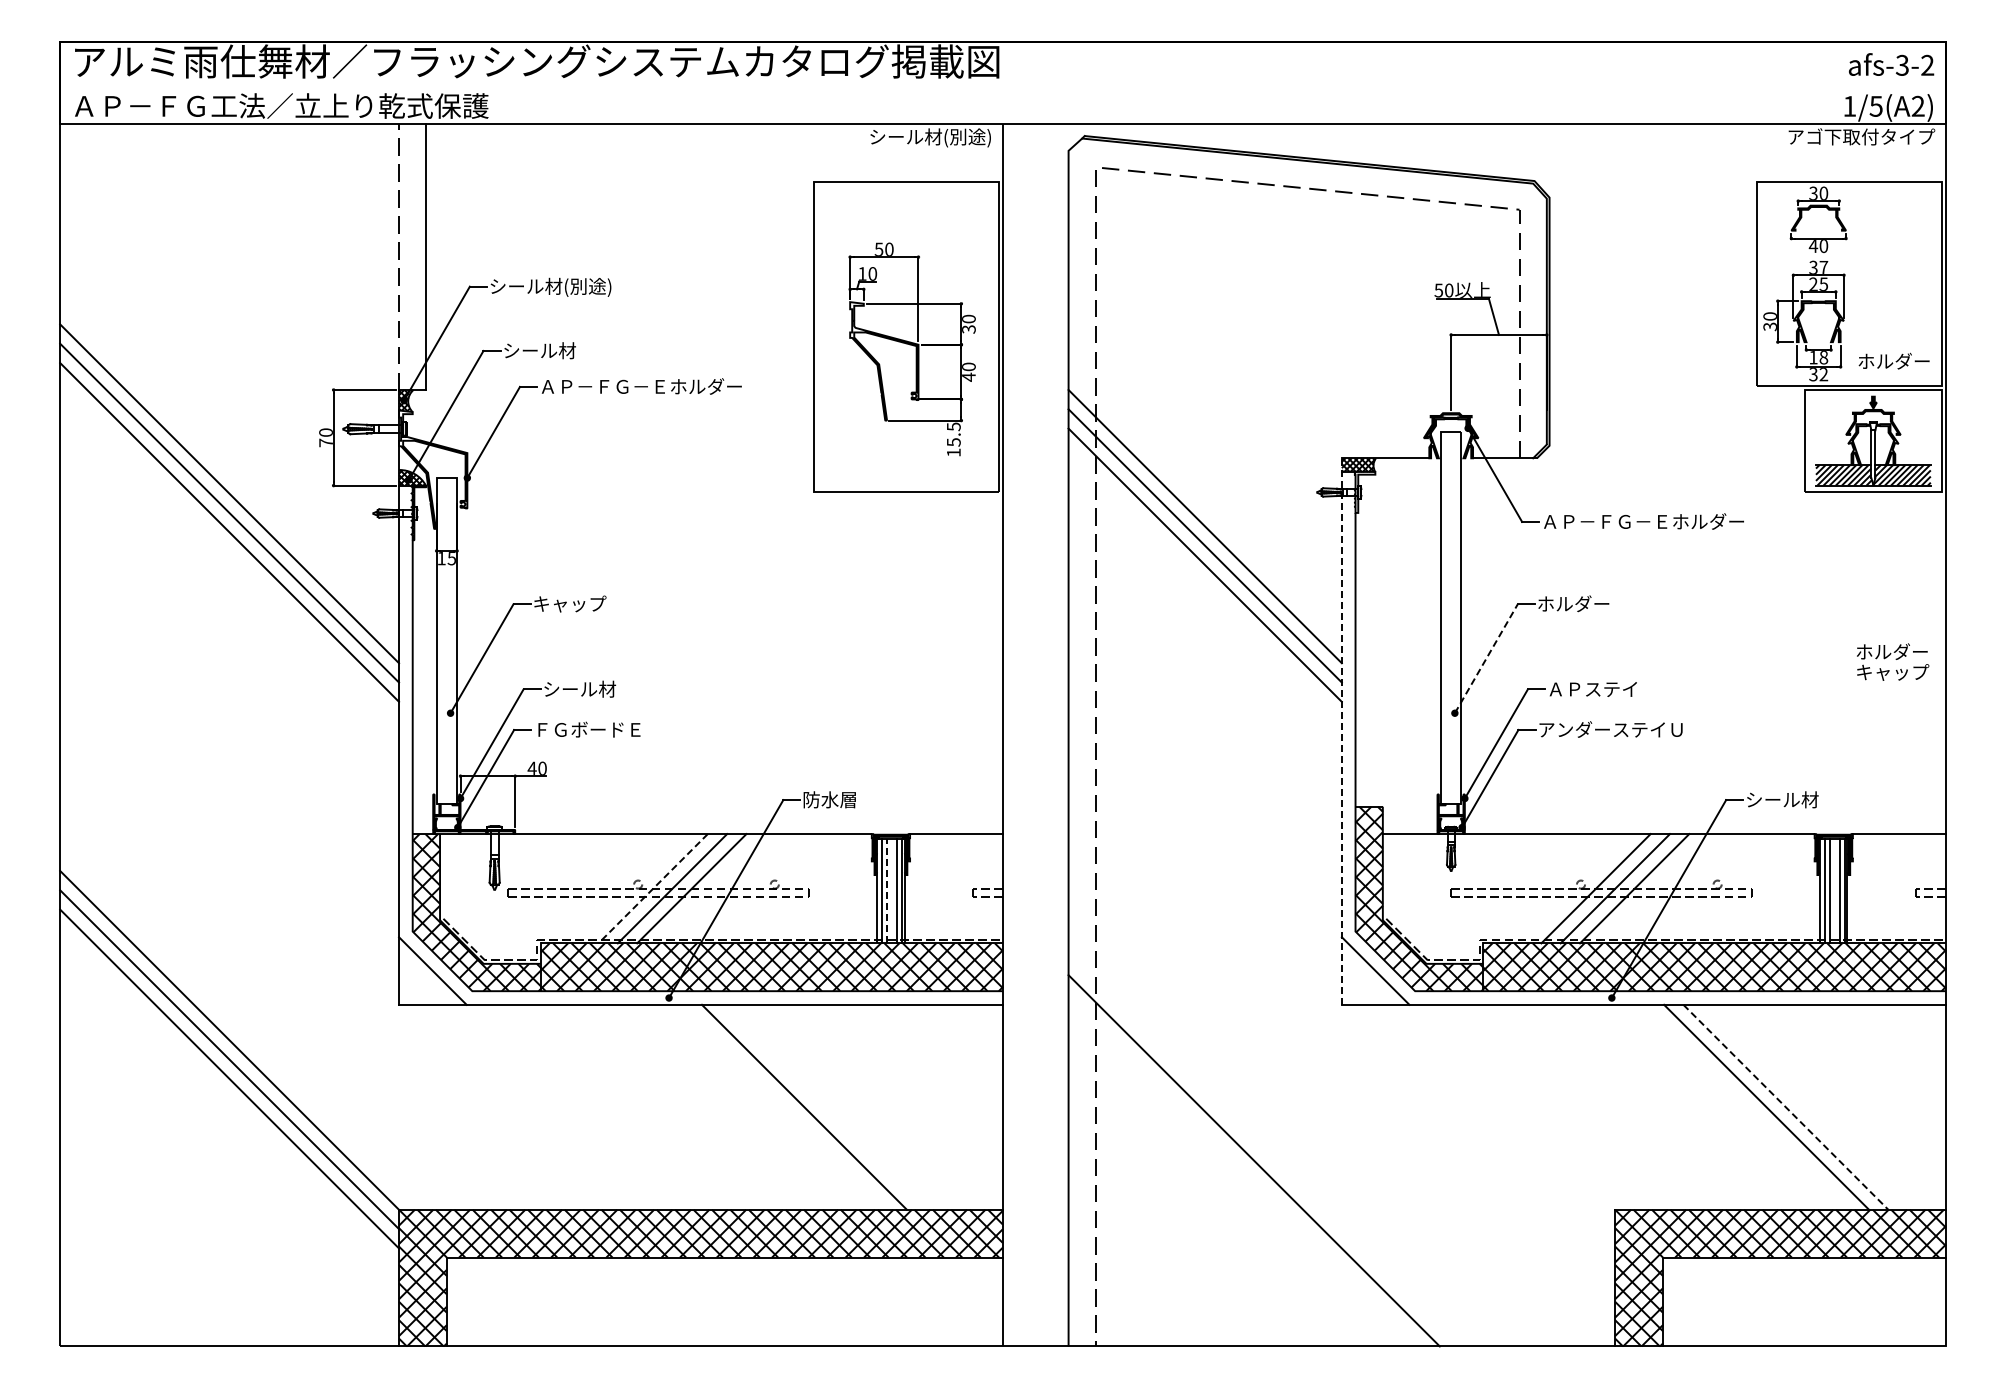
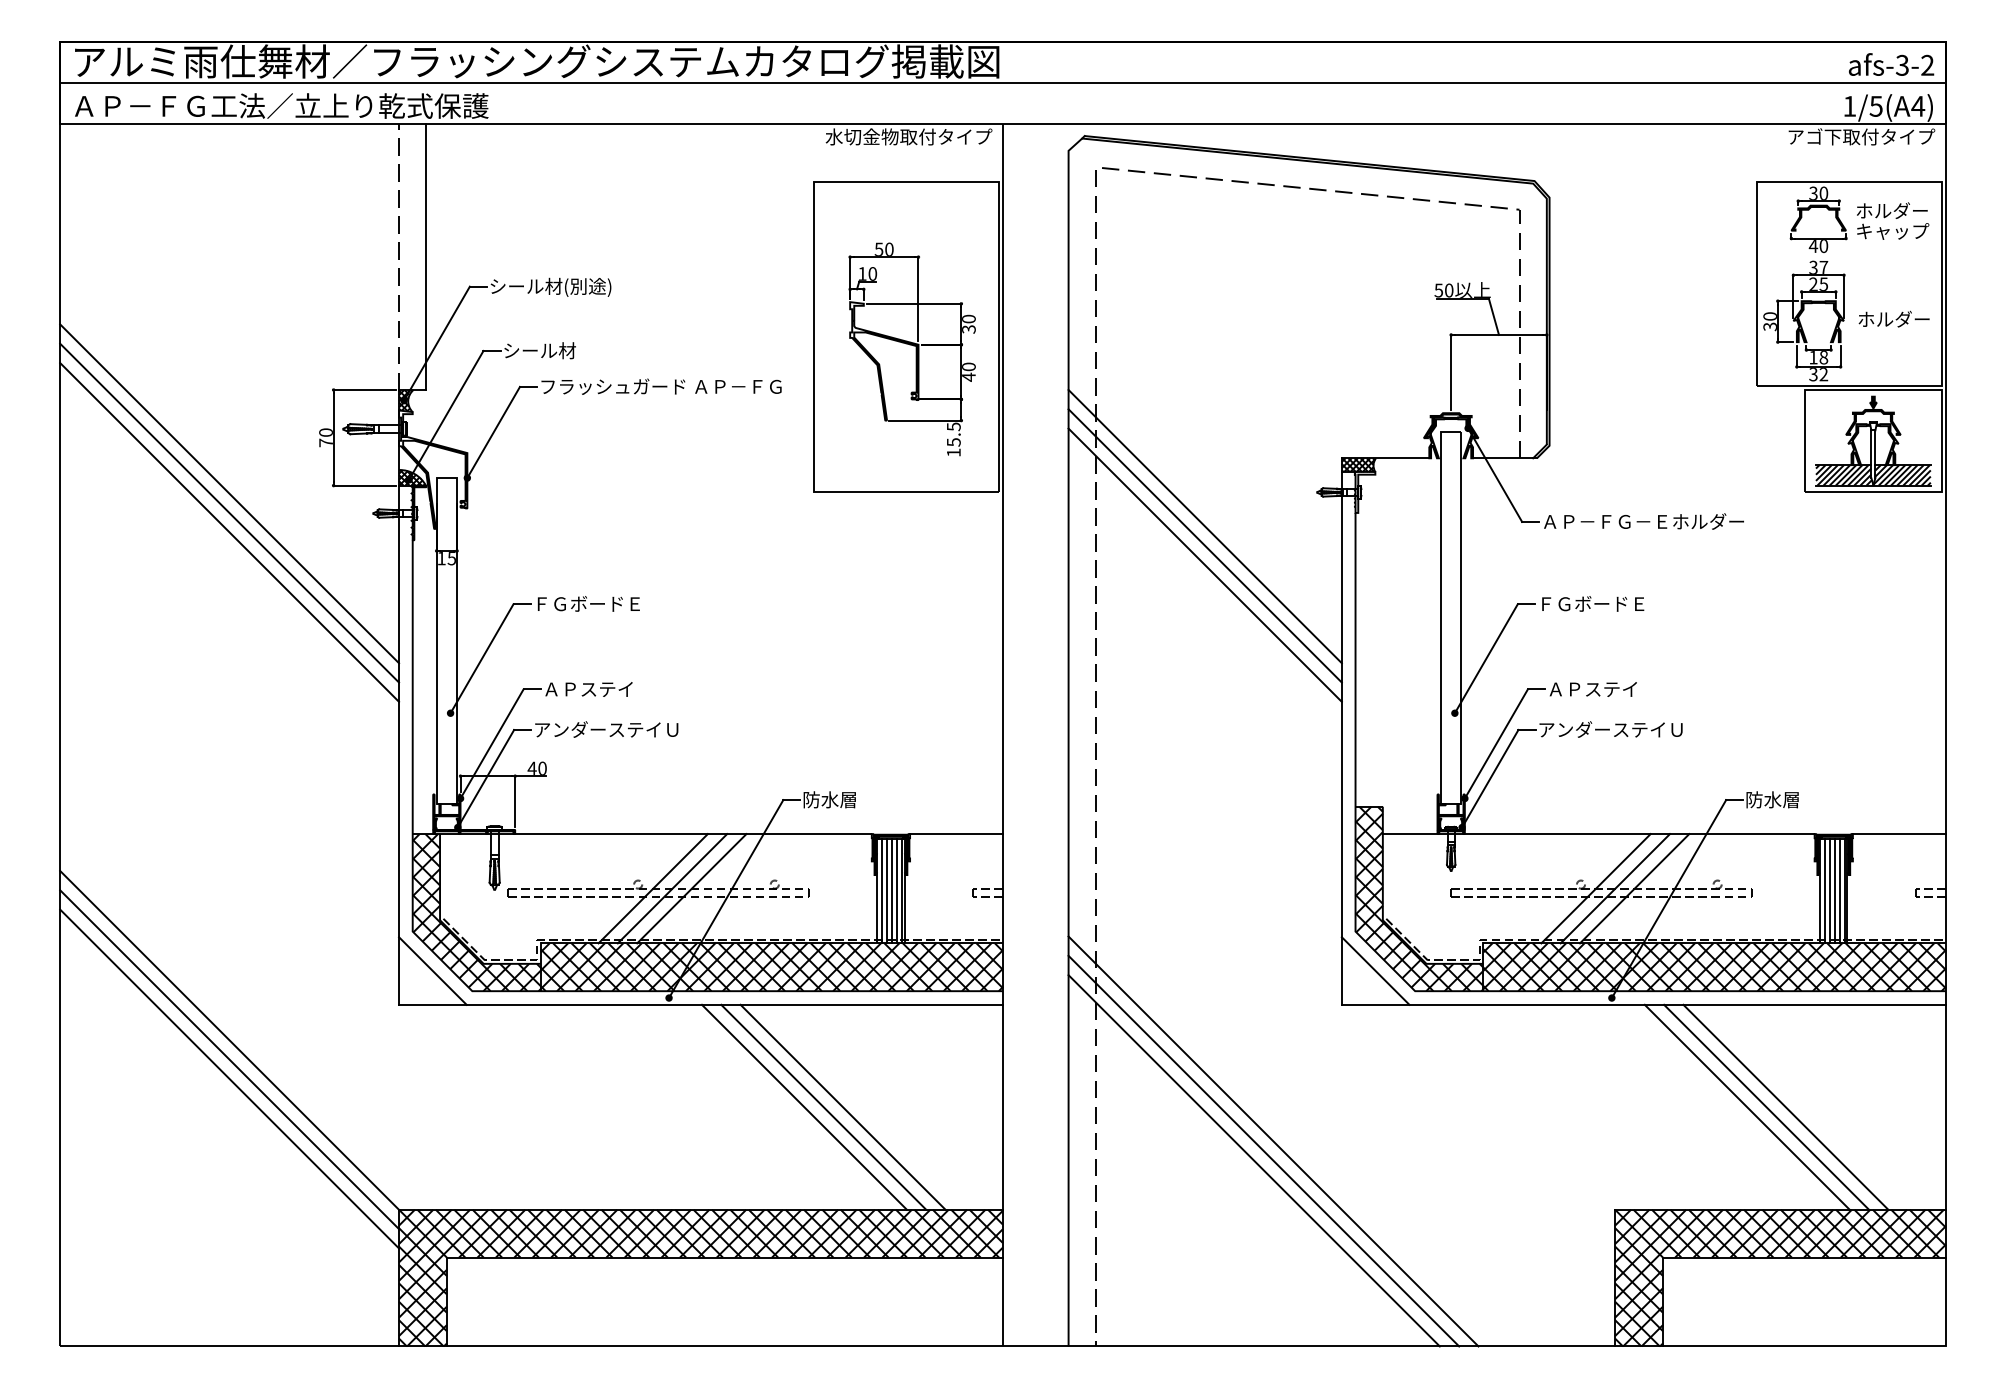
line: none -> present (1002, 82)
text: 1/5(A2) -> 1/5(A4) (1918, 105)
text: シール材(別途) -> 水切金物取付タイプ (908, 137)
text position: (1893, 360) -> (1893, 318) (1893, 318)
text: ＡＰ－ＦＧ－Ｅホルダー -> フラッシュガード ＡＰ－ＦＧ (661, 386)
text: キャップ -> ＦＧボードＥ (586, 603)
text: ホルダー -> ＦＧボードＥ (1591, 603)
line: dashed -> solid (1486, 658)
text position: (1893, 661) -> (1893, 220) (1893, 220)
text: シール材 -> ＡＰステイ (588, 688)
text: ＦＧボードＥ -> アンダーステイＵ (606, 729)
line: dashed -> solid (1341, 731)
text: シール材 -> 防水層 (1782, 799)
line: dashed -> solid (652, 889)
line: dashed -> solid (886, 890)
line: none -> present (891, 890)
line: none -> present (1834, 890)
line: none -> present (823, 1106)
line: none -> present (842, 1106)
line: none -> present (1746, 1106)
line: dashed -> solid (1785, 1107)
line: none -> present (1273, 1141)
line: none -> present (1263, 1150)
